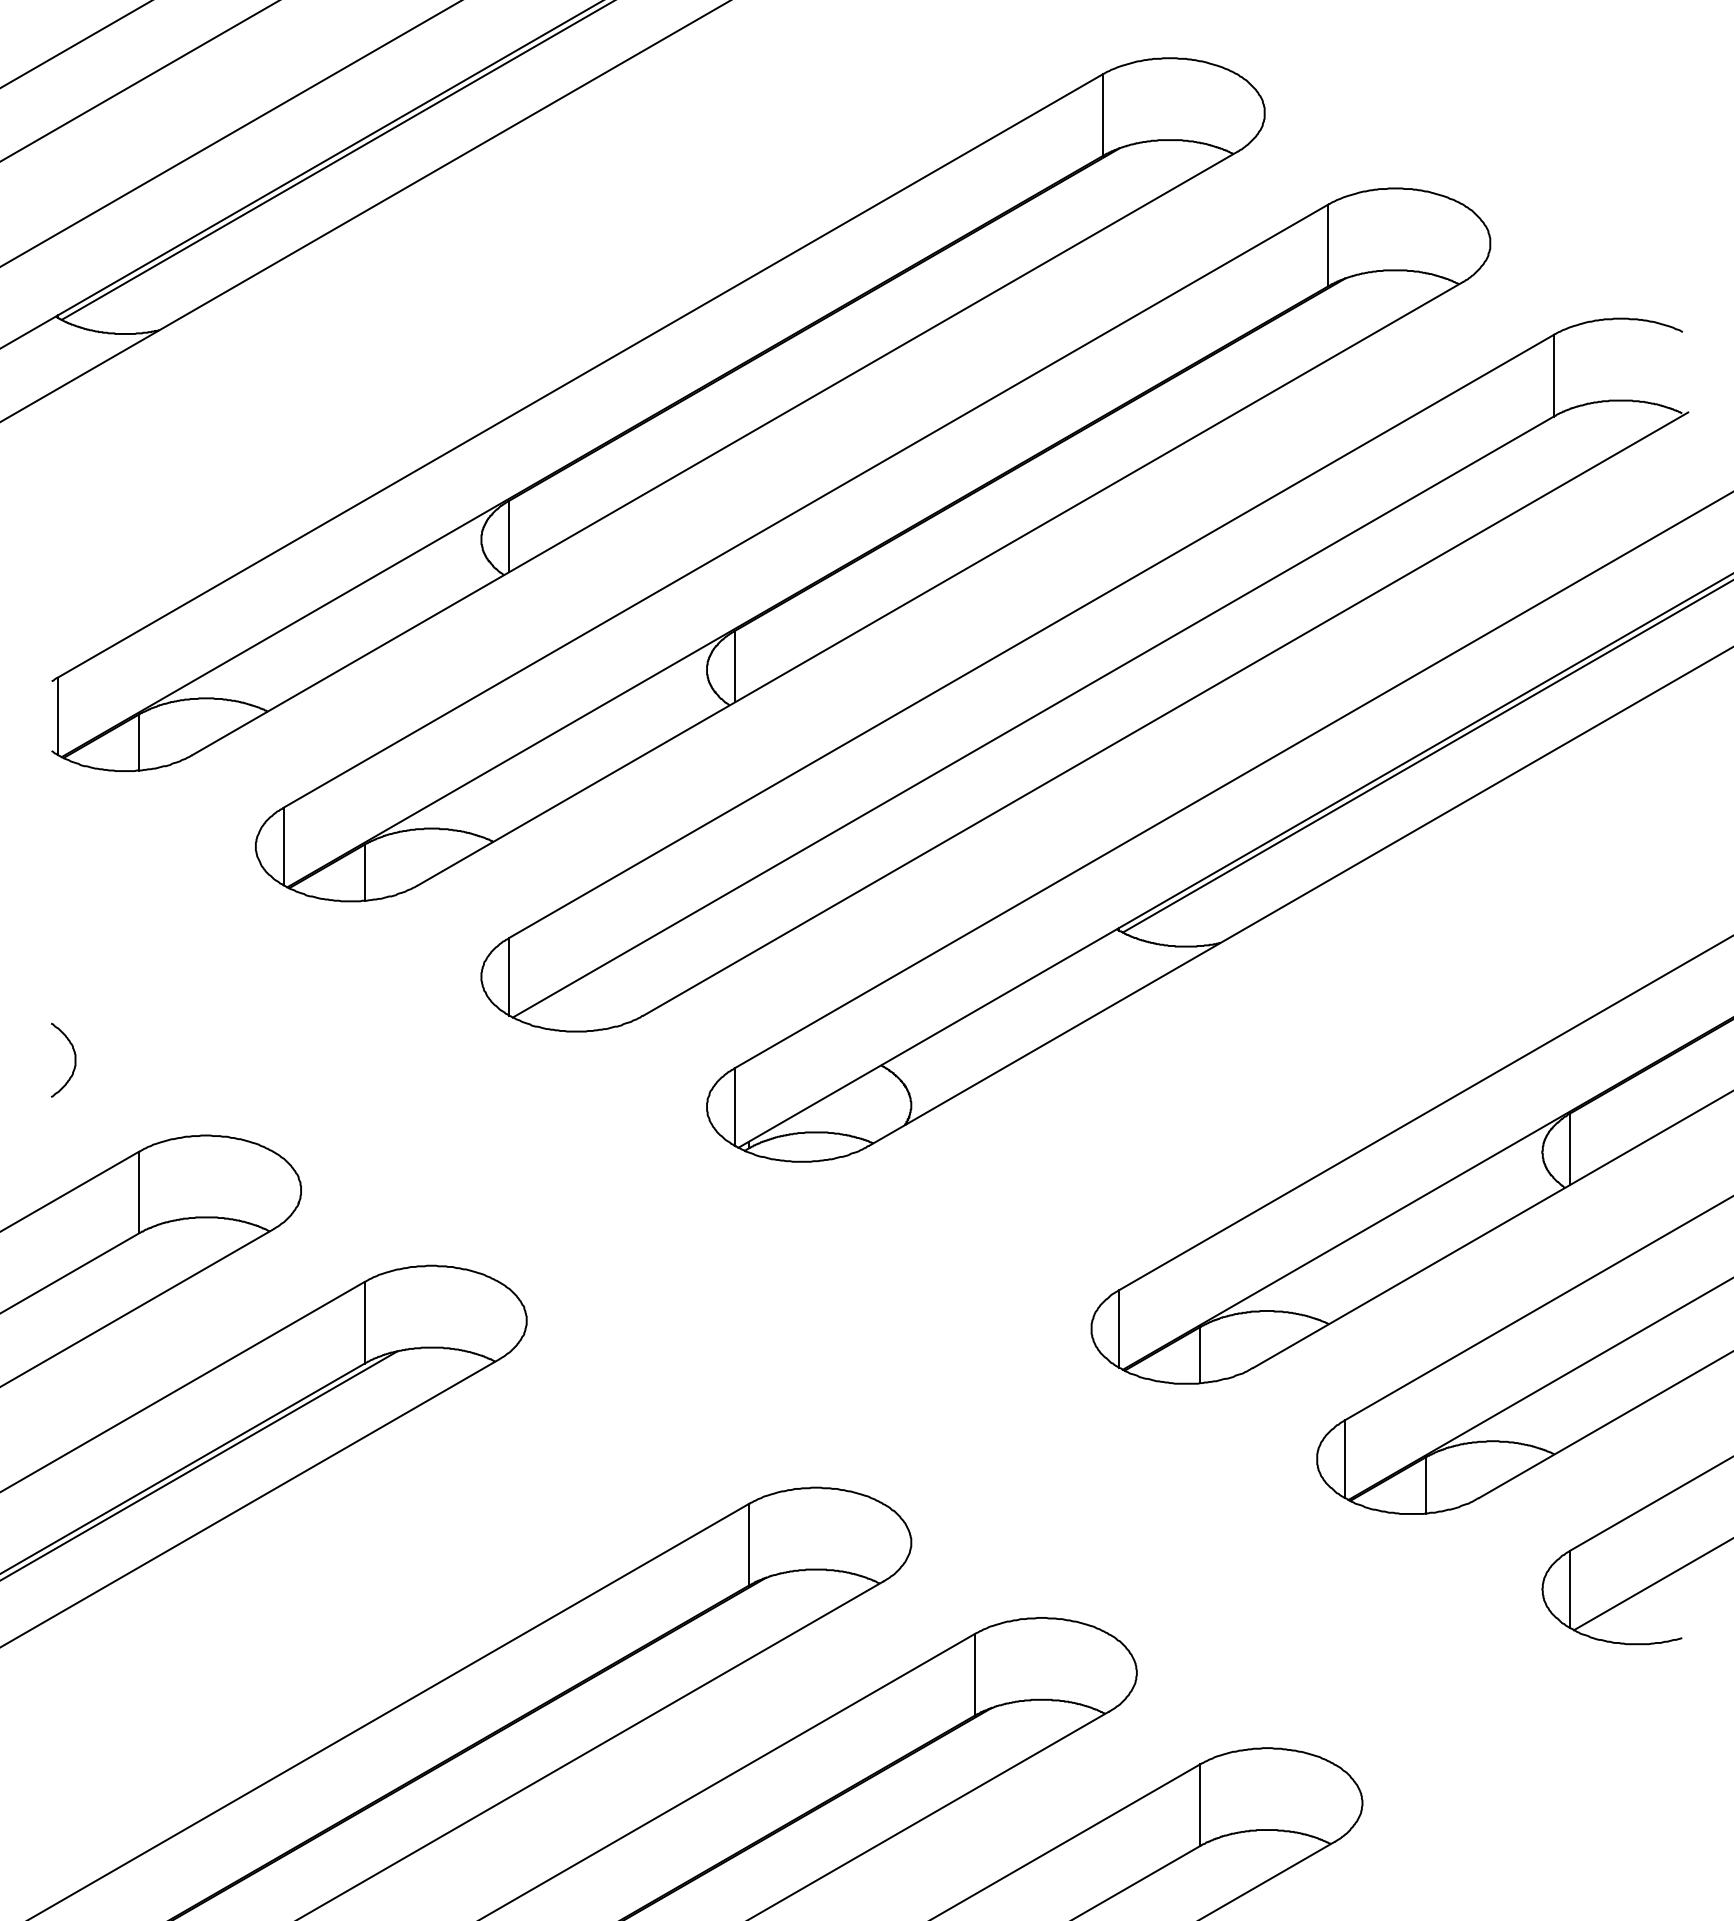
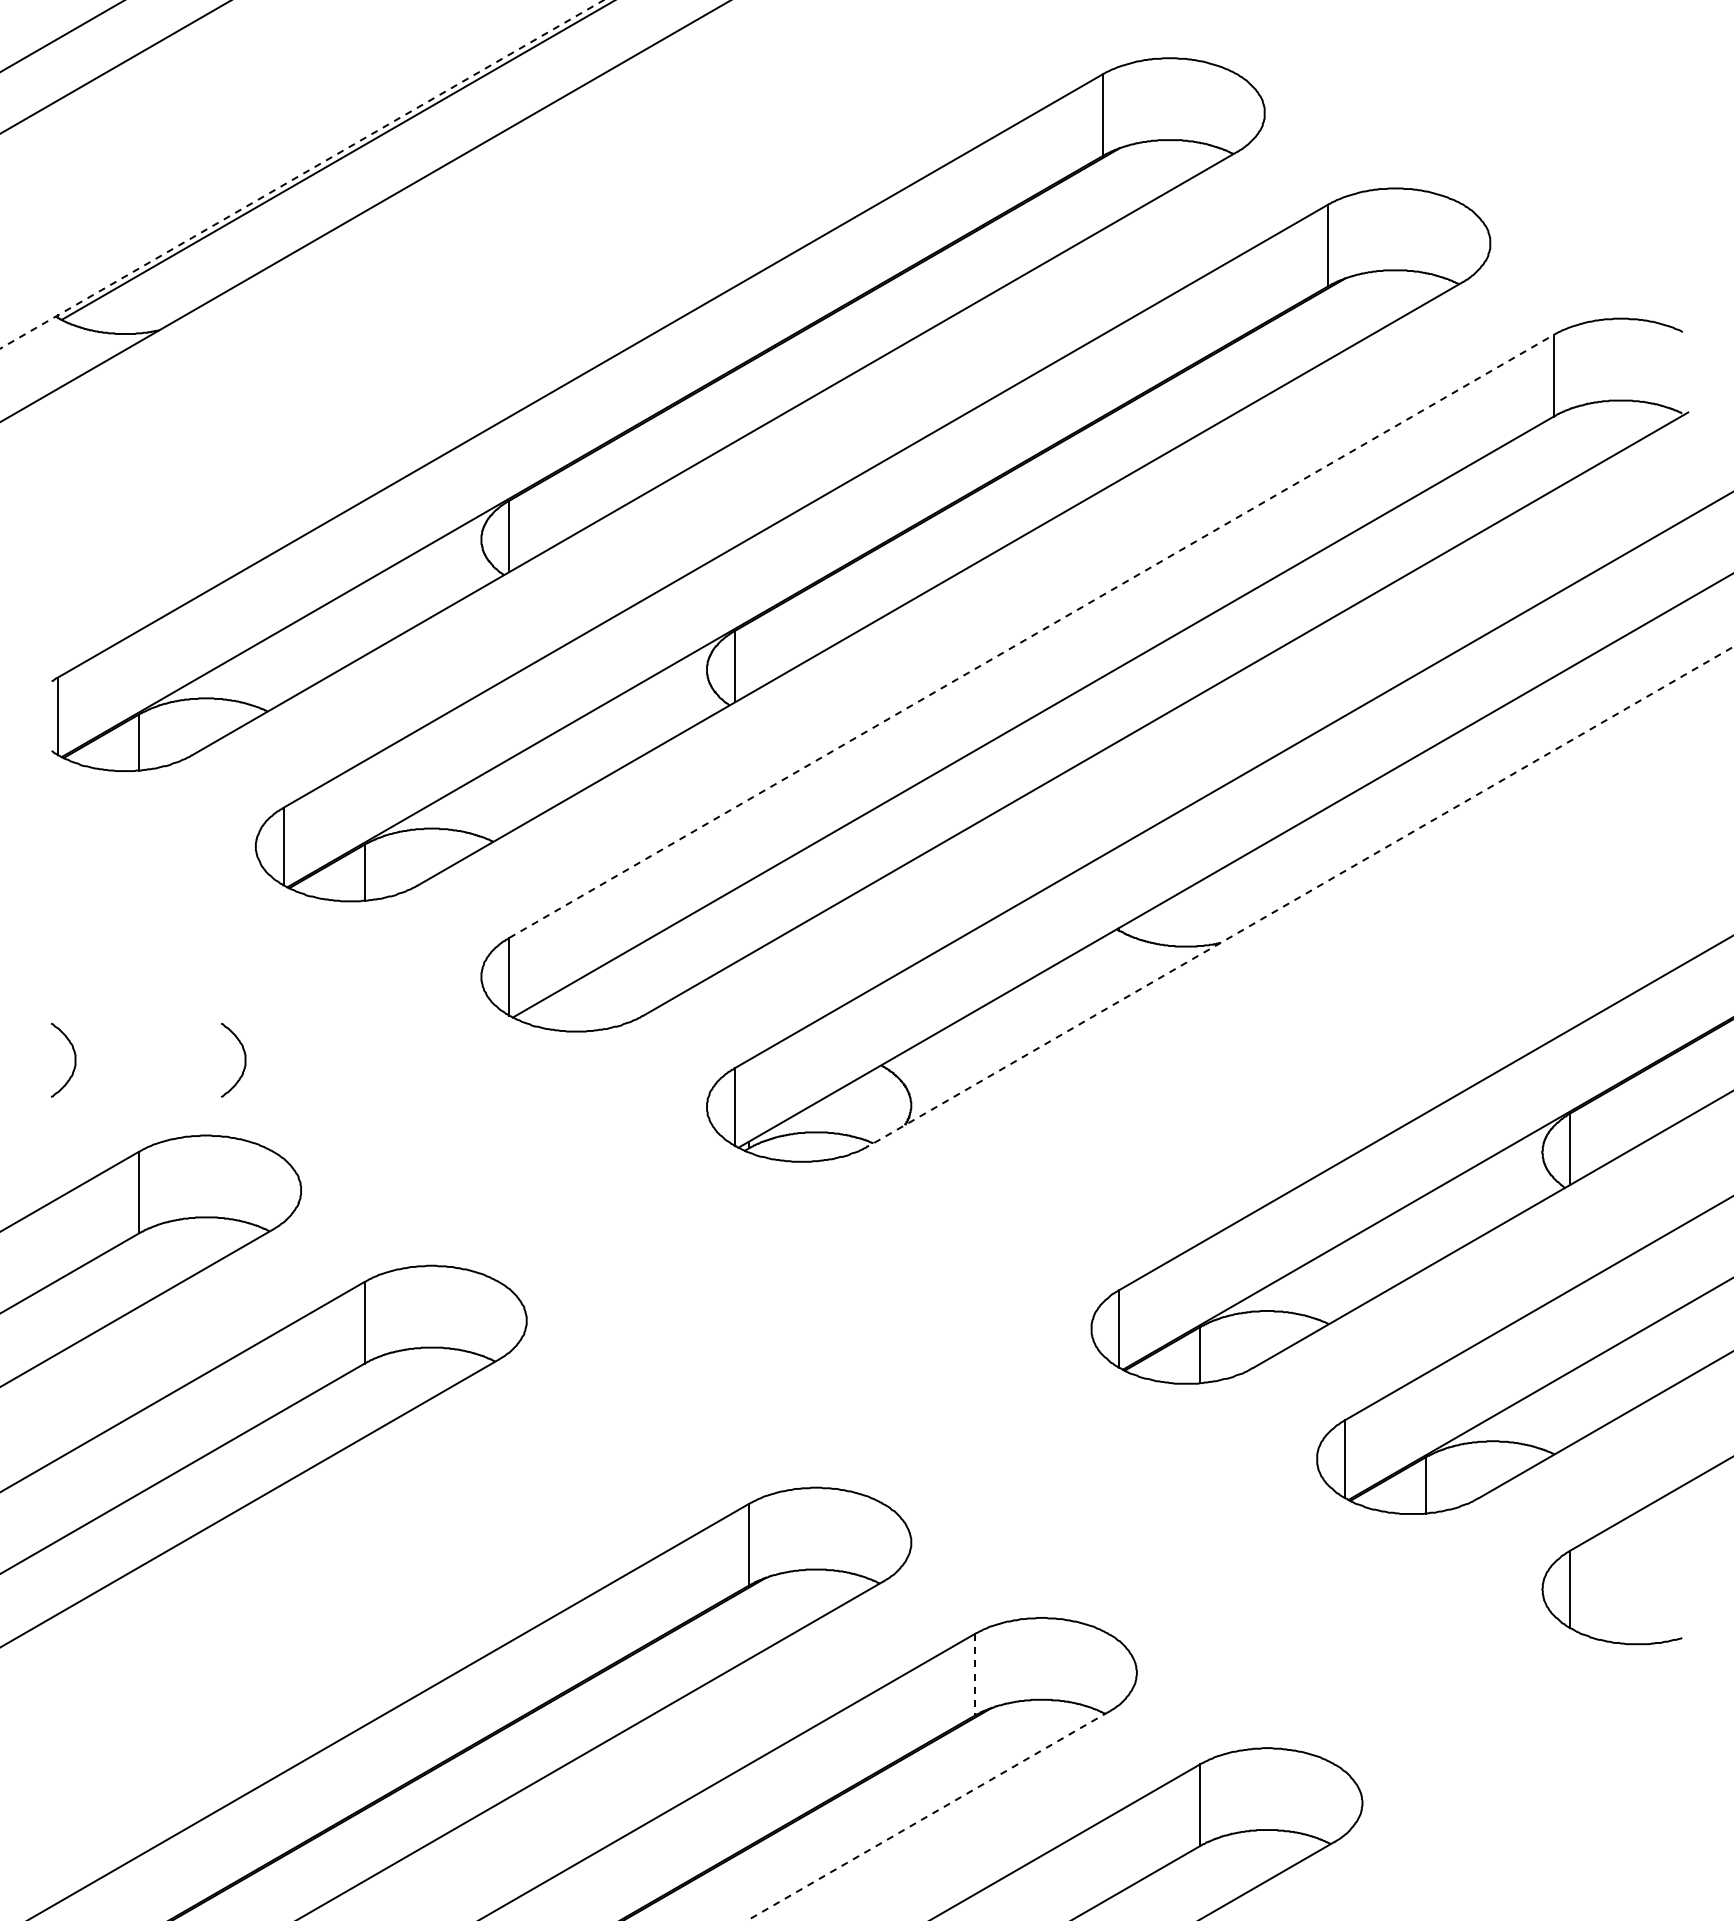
line position: (75, 44) -> (61, 36) (61, 36)
line position: (139, 81) -> (114, 67) (114, 67)
line: present -> none (230, 133)
line: solid -> dashed (302, 174)
line: solid -> dashed (1031, 636)
line: present -> none (1426, 756)
line: solid -> dashed (1301, 896)
curve: none -> present (244, 1059)
line: present -> none (199, 1465)
line: present -> none (1651, 1584)
line: solid -> dashed (974, 1675)
line: solid -> dashed (928, 1816)
